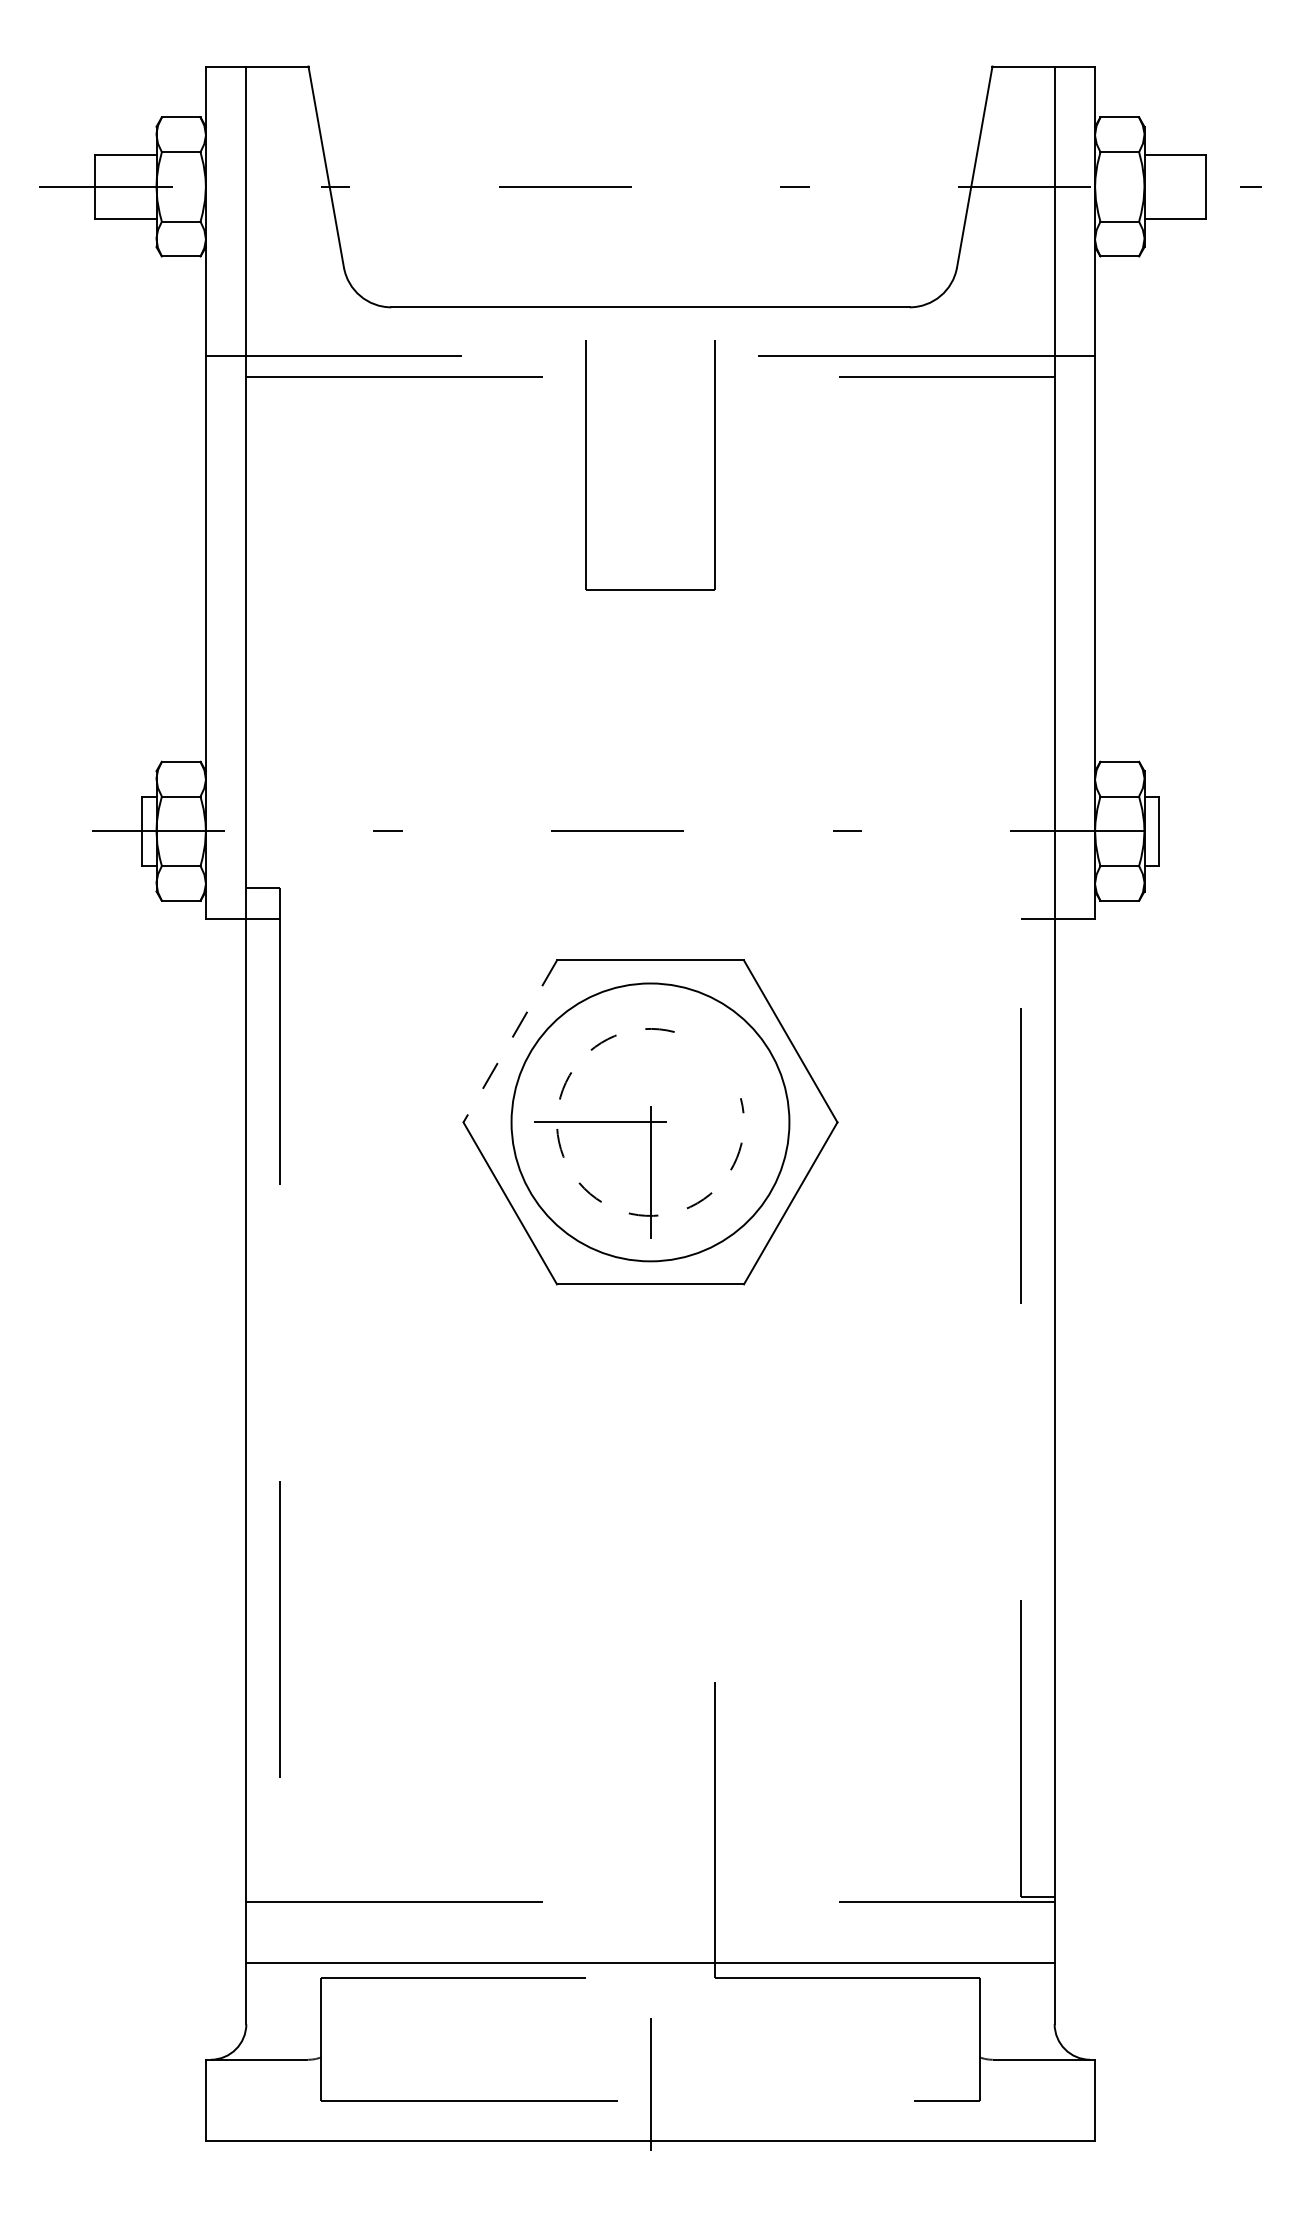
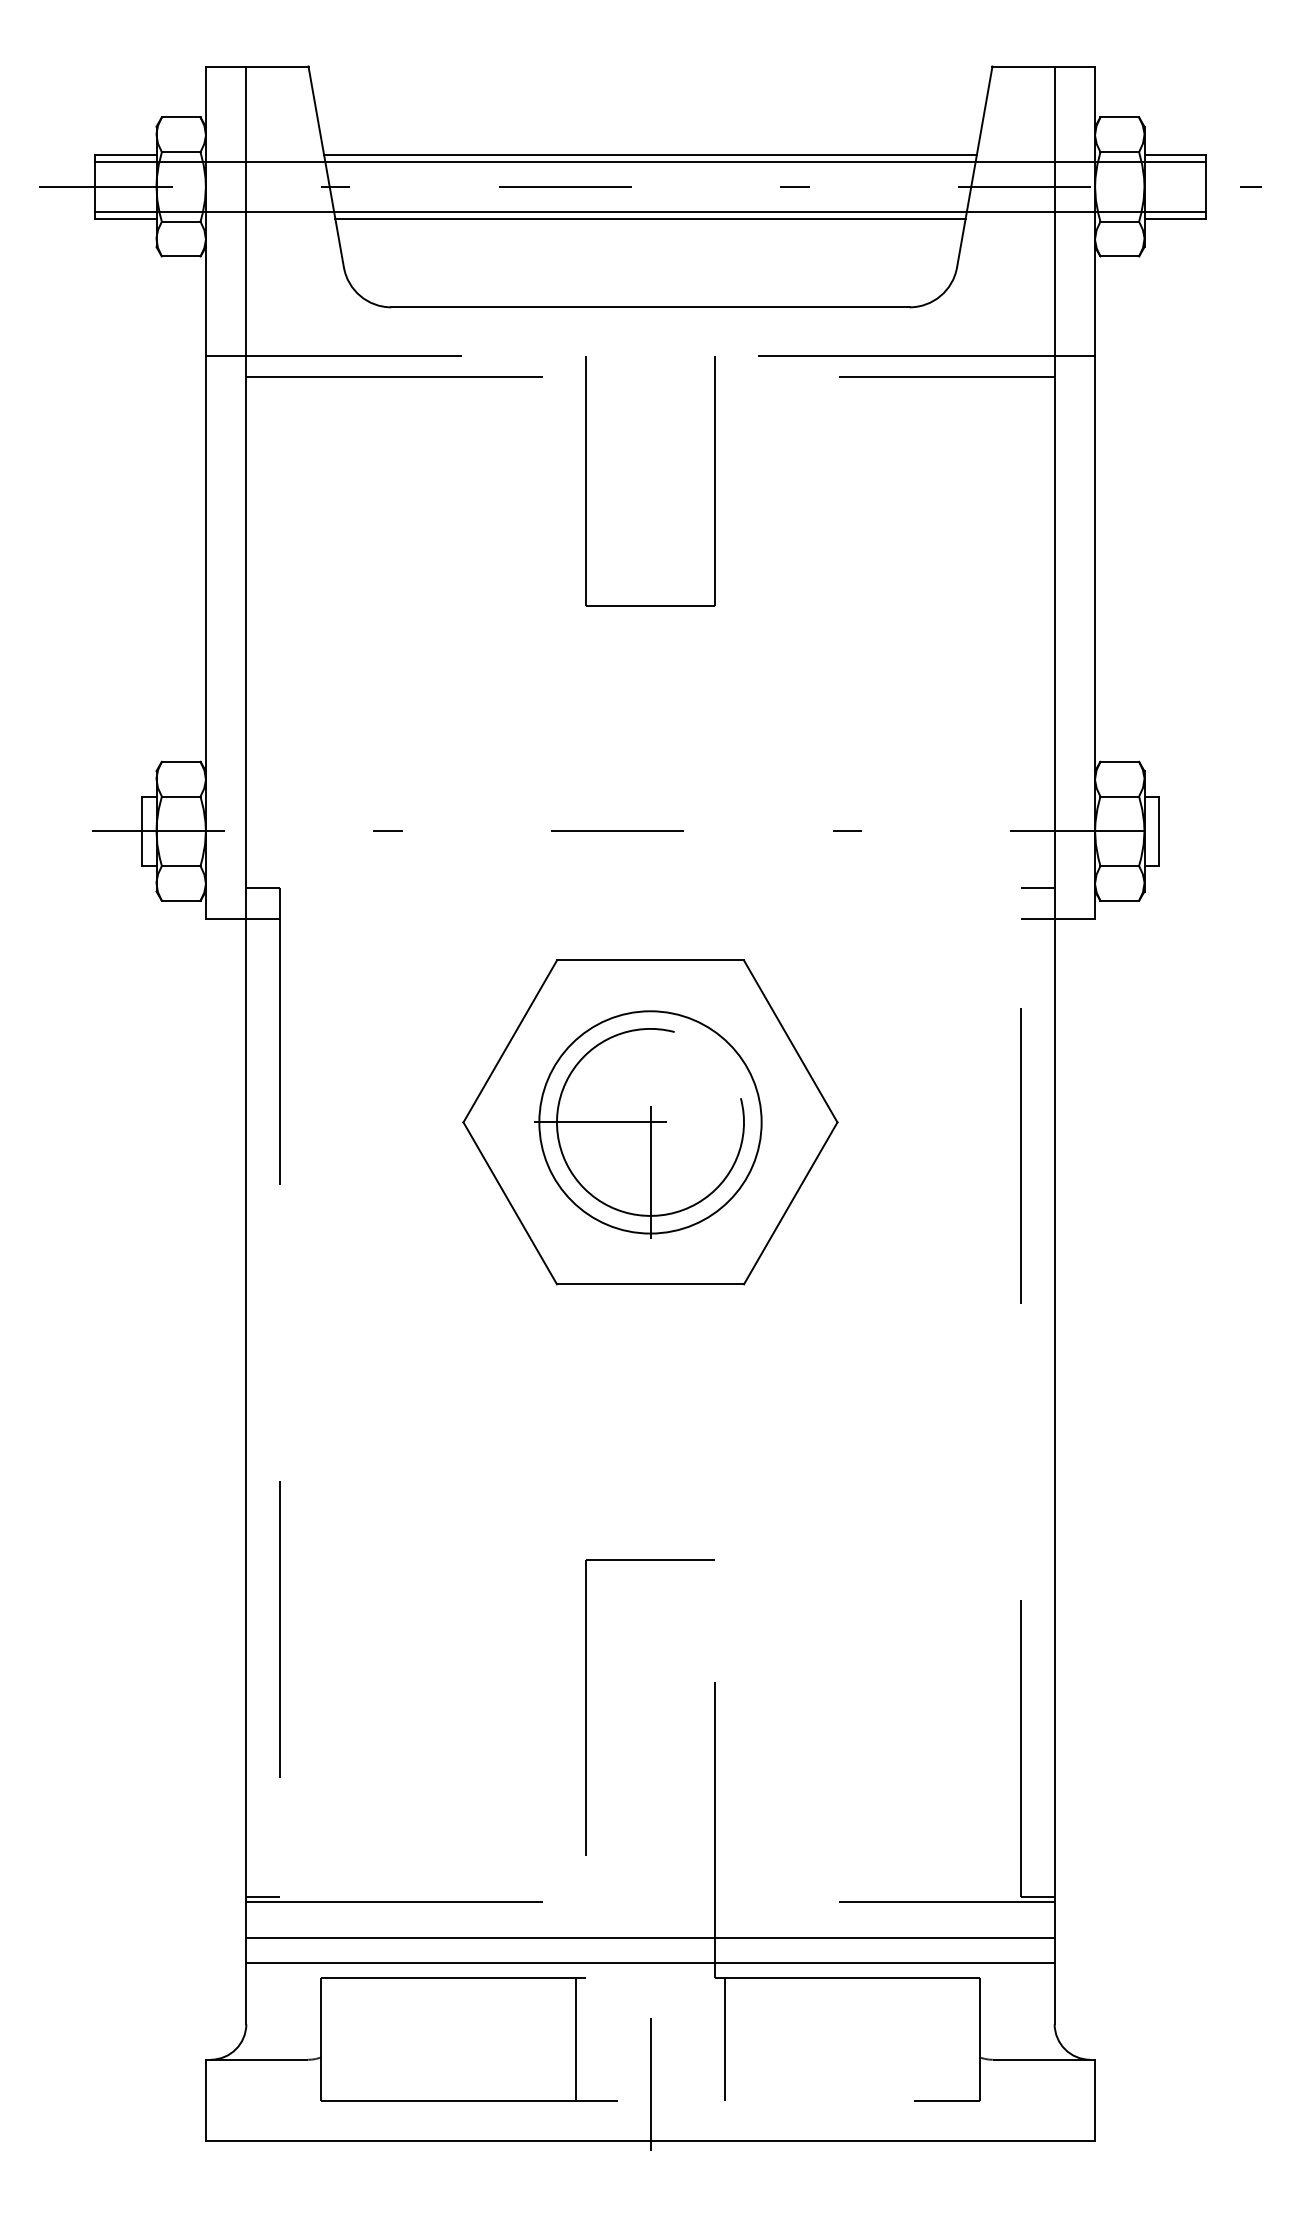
line: none -> present (650, 154)
line: none -> present (650, 162)
line: none -> present (650, 211)
line: none -> present (650, 218)
part position: (586, 465) -> (586, 481) (586, 481)
line: none -> present (1037, 888)
line: dashed -> solid (510, 1041)
circle diameter: 278 px -> 222 px (650, 1122)
arc: dashed -> solid (584, 1188)
part: none -> present (586, 1707)
line: none -> present (263, 1896)
line: none -> present (650, 1937)
line: none -> present (576, 2039)
line: none -> present (724, 2039)
